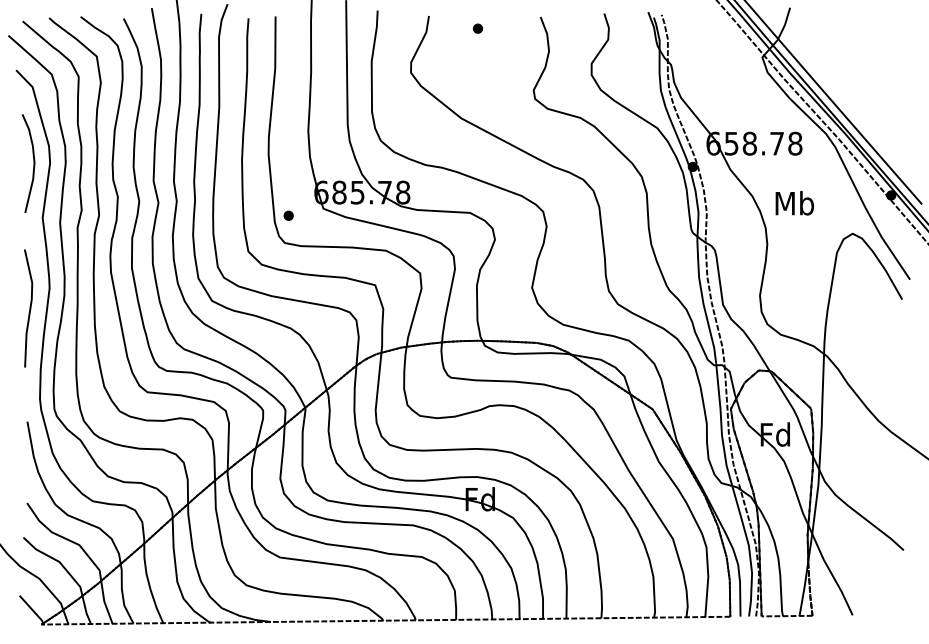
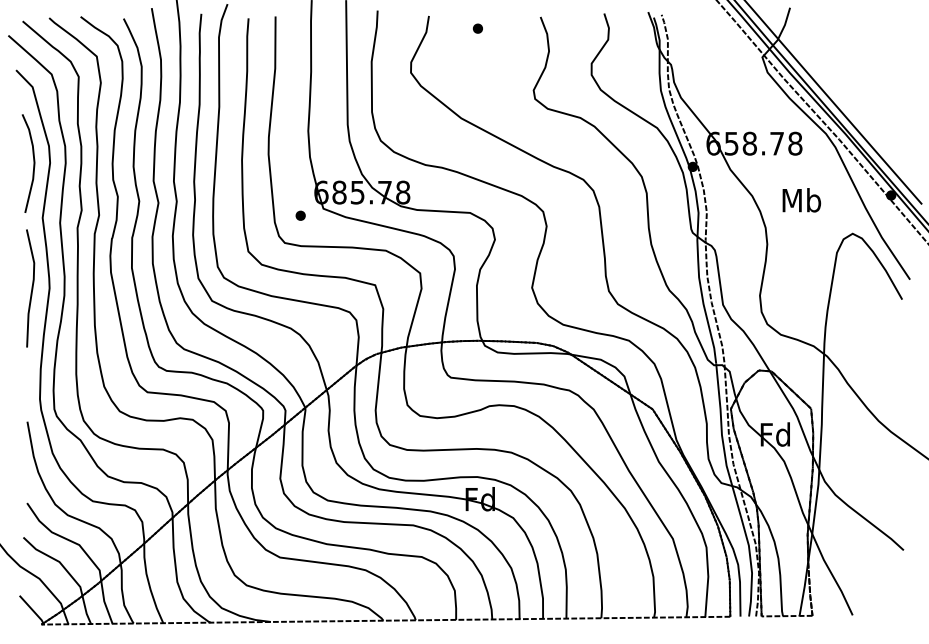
text position: (794, 203) -> (801, 200) (801, 200)
part position: (288, 215) -> (300, 215) (300, 215)
line position: (29, 308) -> (31, 288) (31, 288)
